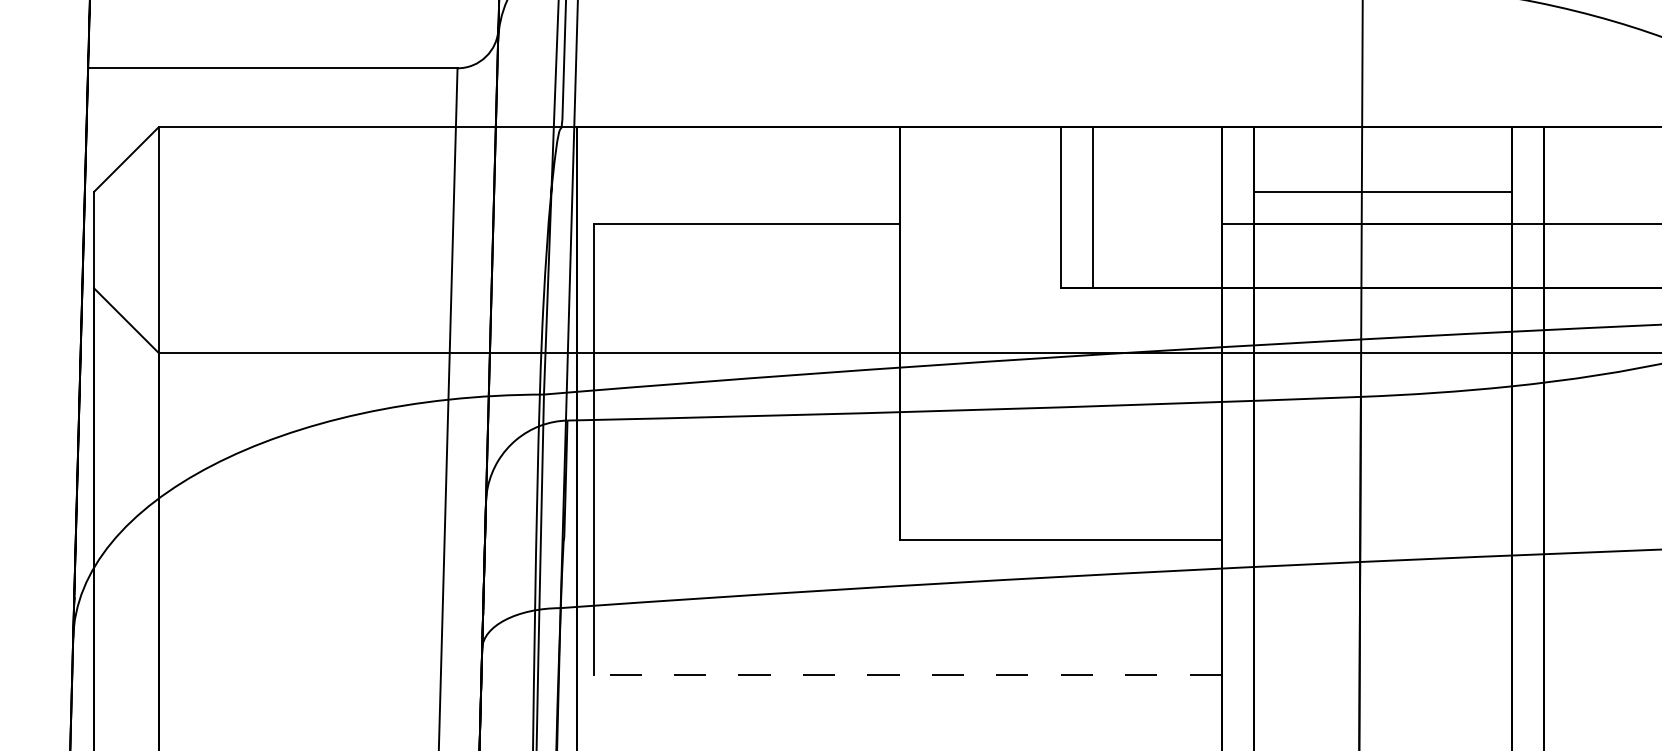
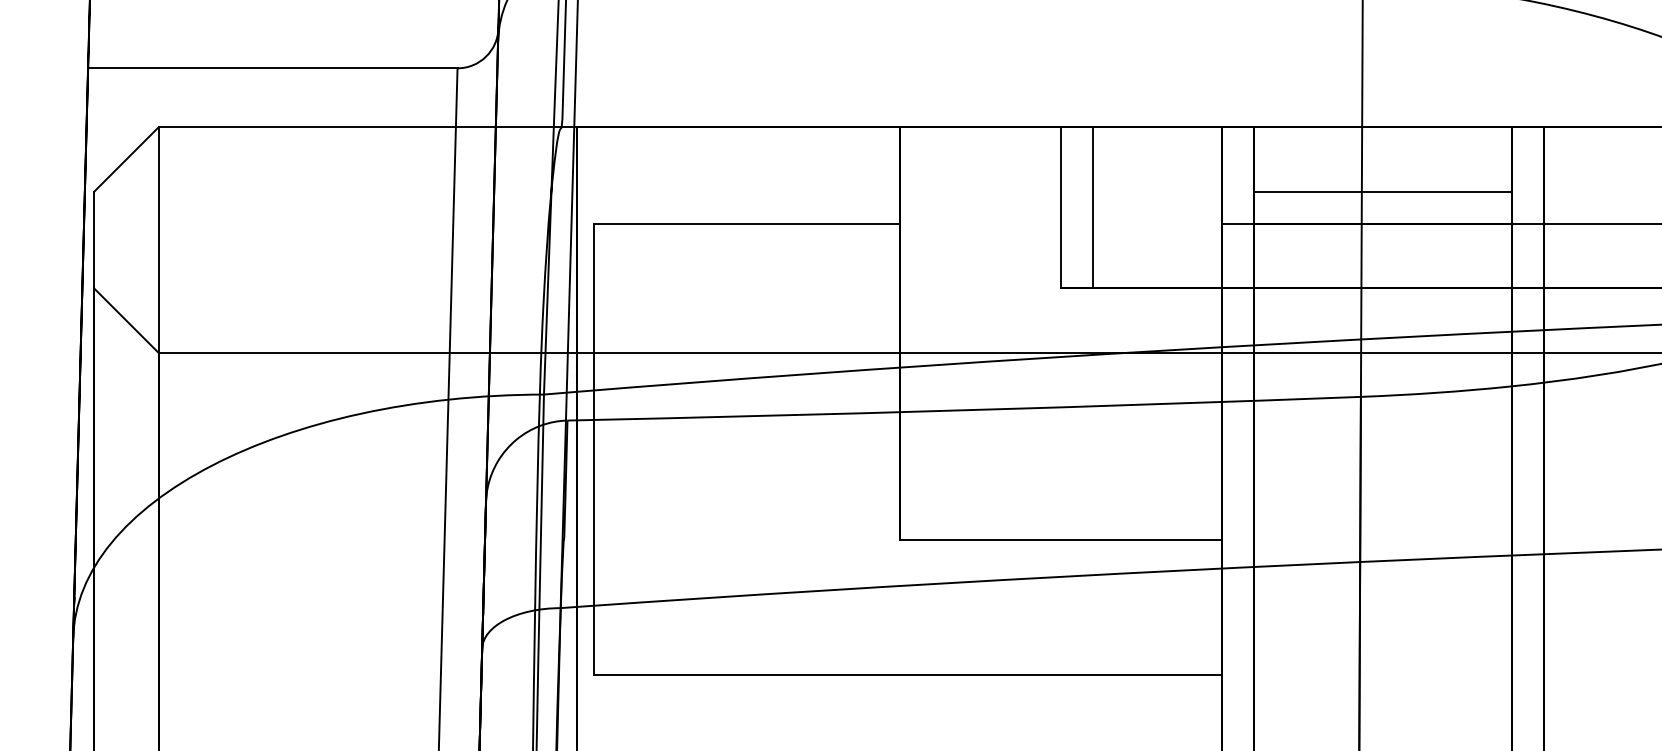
line: dashed -> solid (907, 675)
